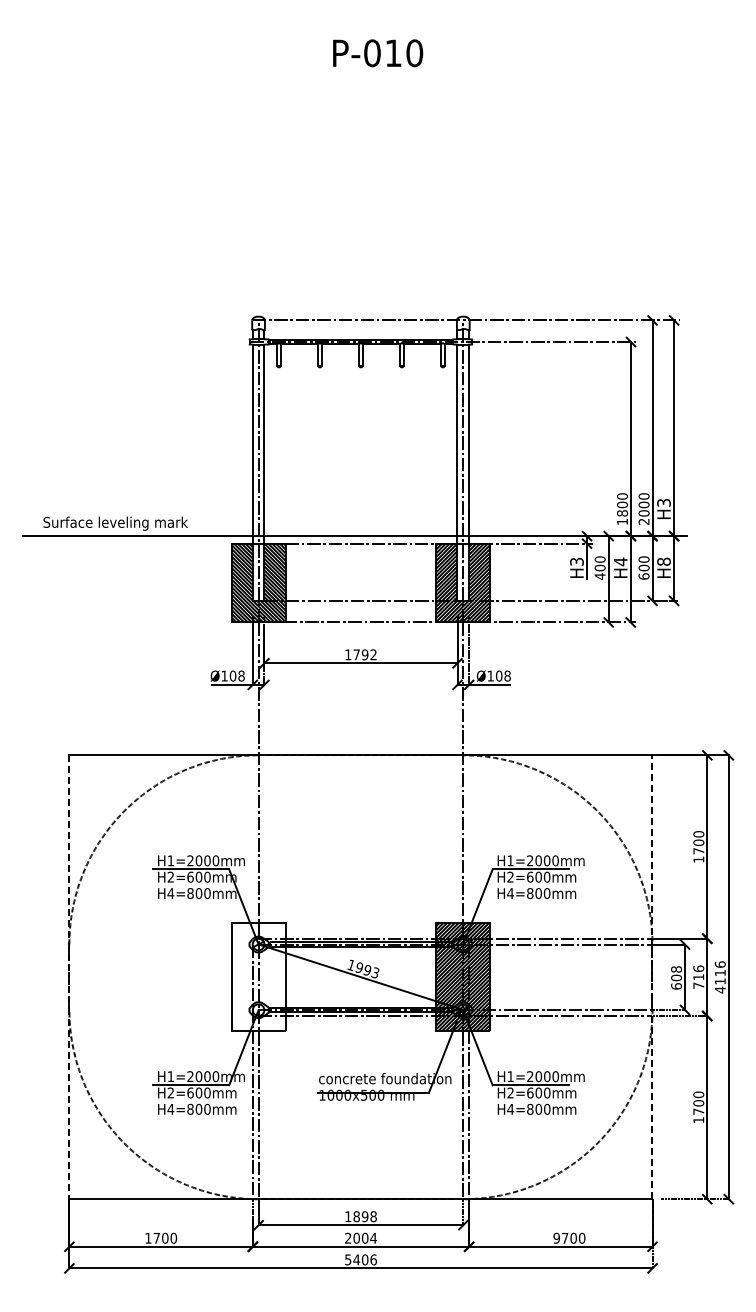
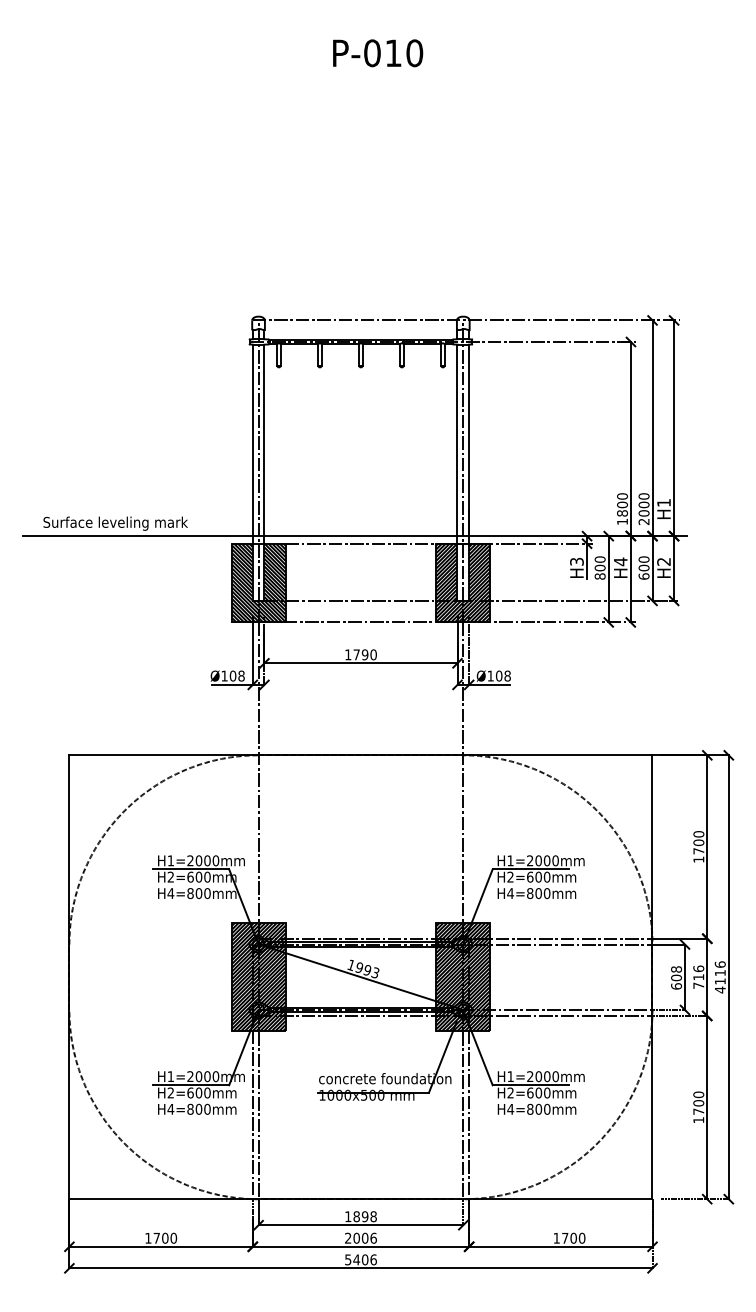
text: H3 -> H1 (663, 502)
text: H8 -> H2 (663, 561)
text: 400 -> 800 (599, 576)
text: 1792 -> 1790 (373, 654)
line: dashed -> solid (69, 977)
hatch: none -> present (258, 977)
line: dashed -> solid (652, 977)
text: 2004 -> 2006 (373, 1237)
text: 9700 -> 1700 (556, 1237)
